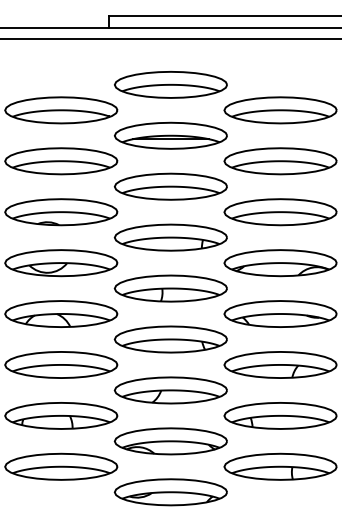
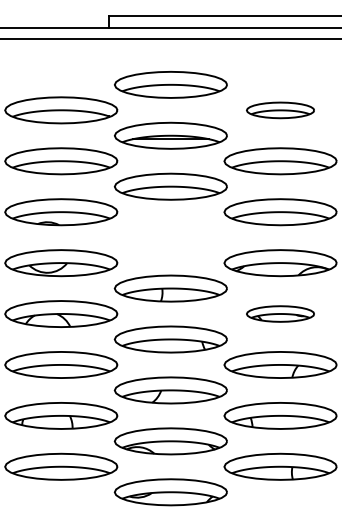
part size: 115x29 px -> 69x19 px (280, 110)
part: present -> none (170, 237)
part size: 115x28 px -> 69x18 px (280, 313)
